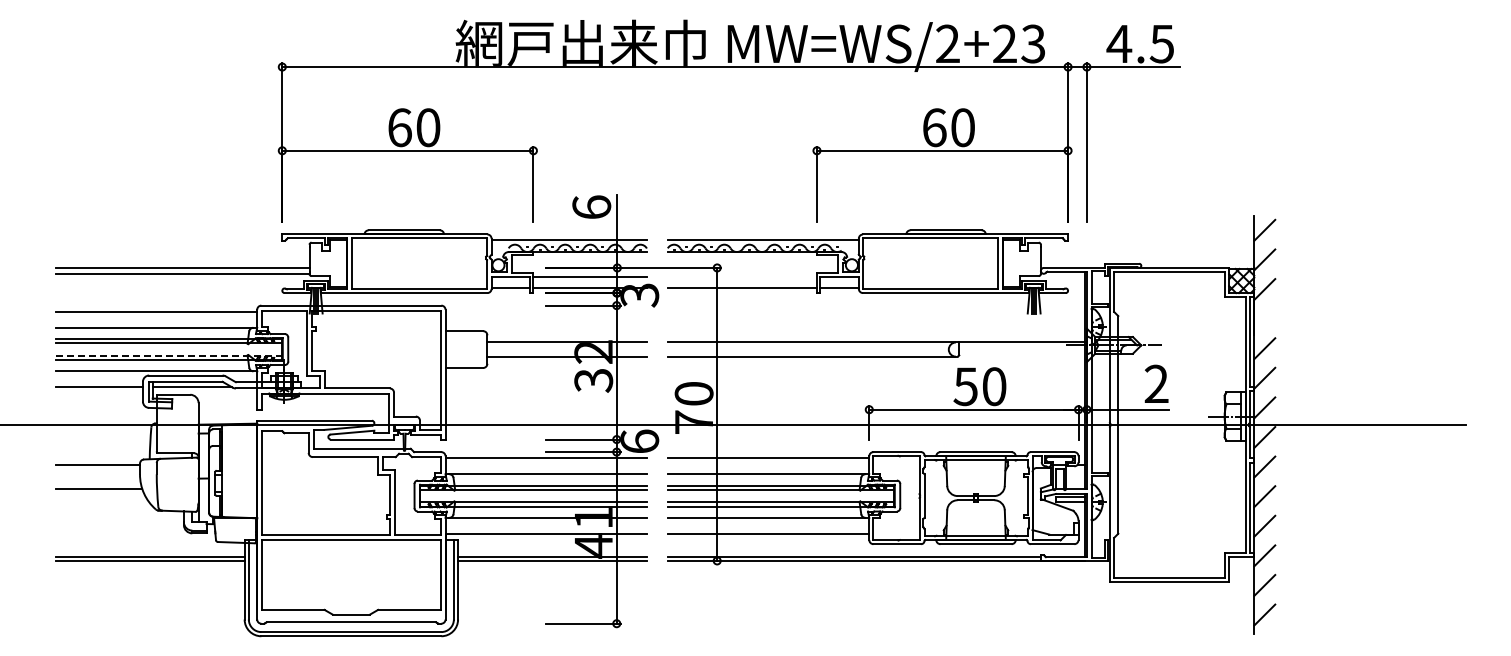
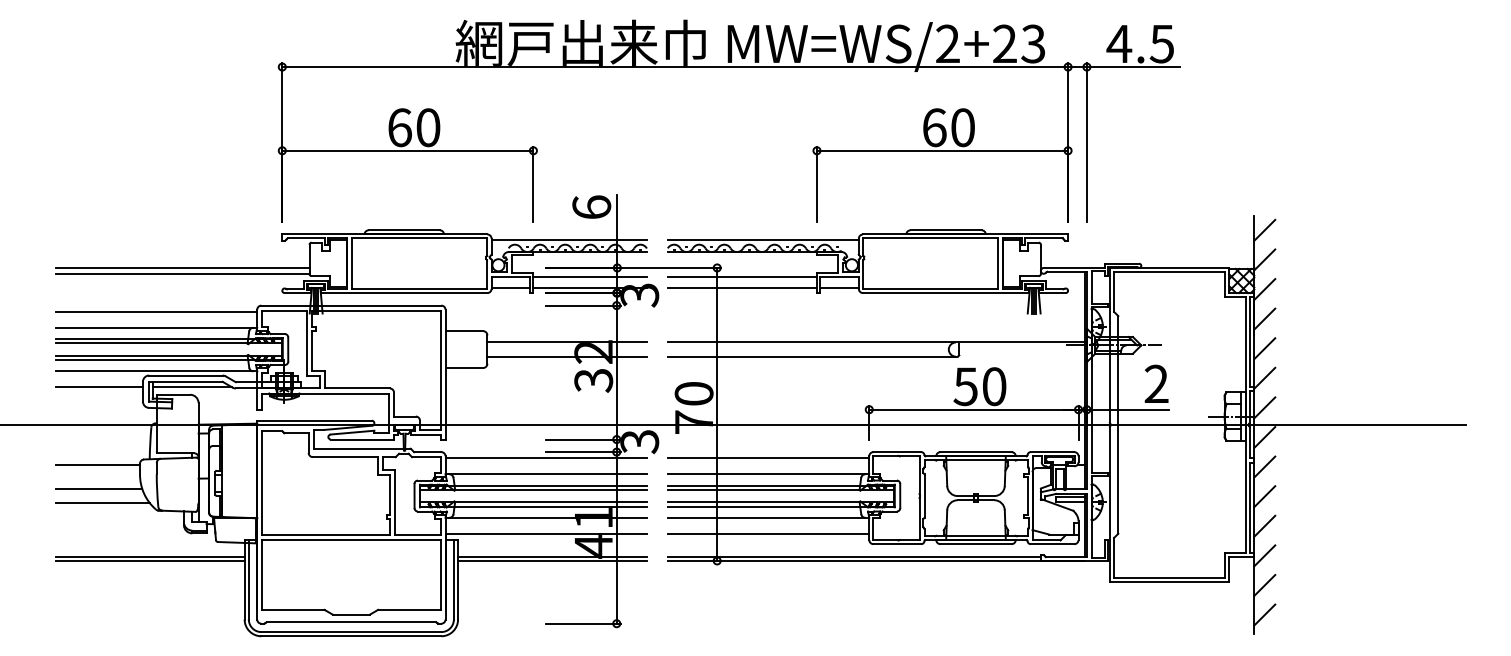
line: none -> present (741, 276)
line: none -> present (1264, 318)
line: dashed -> solid (169, 355)
text: 6 -> 3 (639, 441)
line: none -> present (102, 503)
